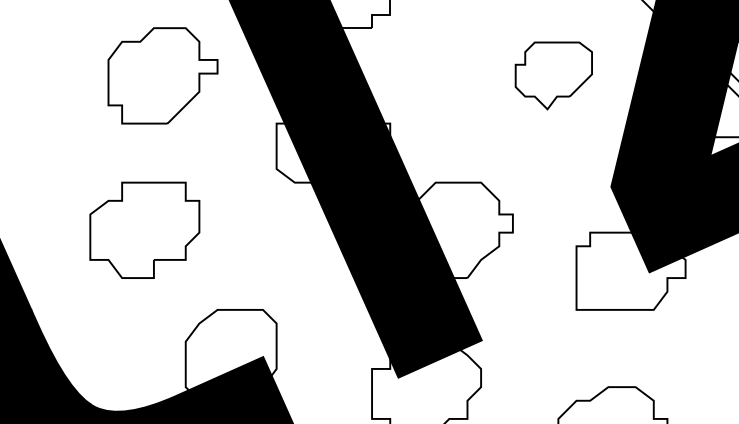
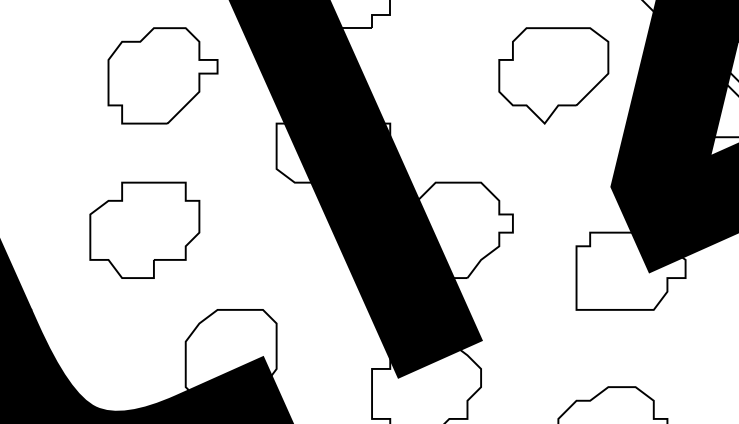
part size: 79x70 px -> 112x98 px (553, 75)
